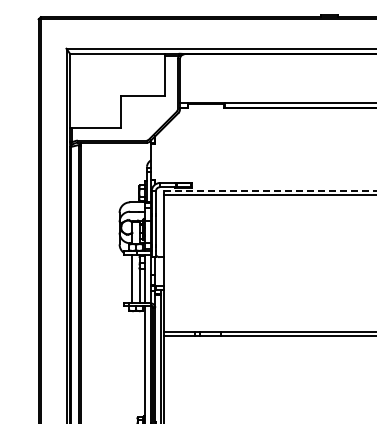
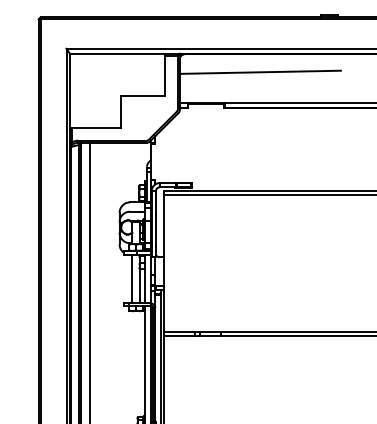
line: none -> present (259, 71)
line: dashed -> solid (270, 190)
line: none -> present (90, 281)
